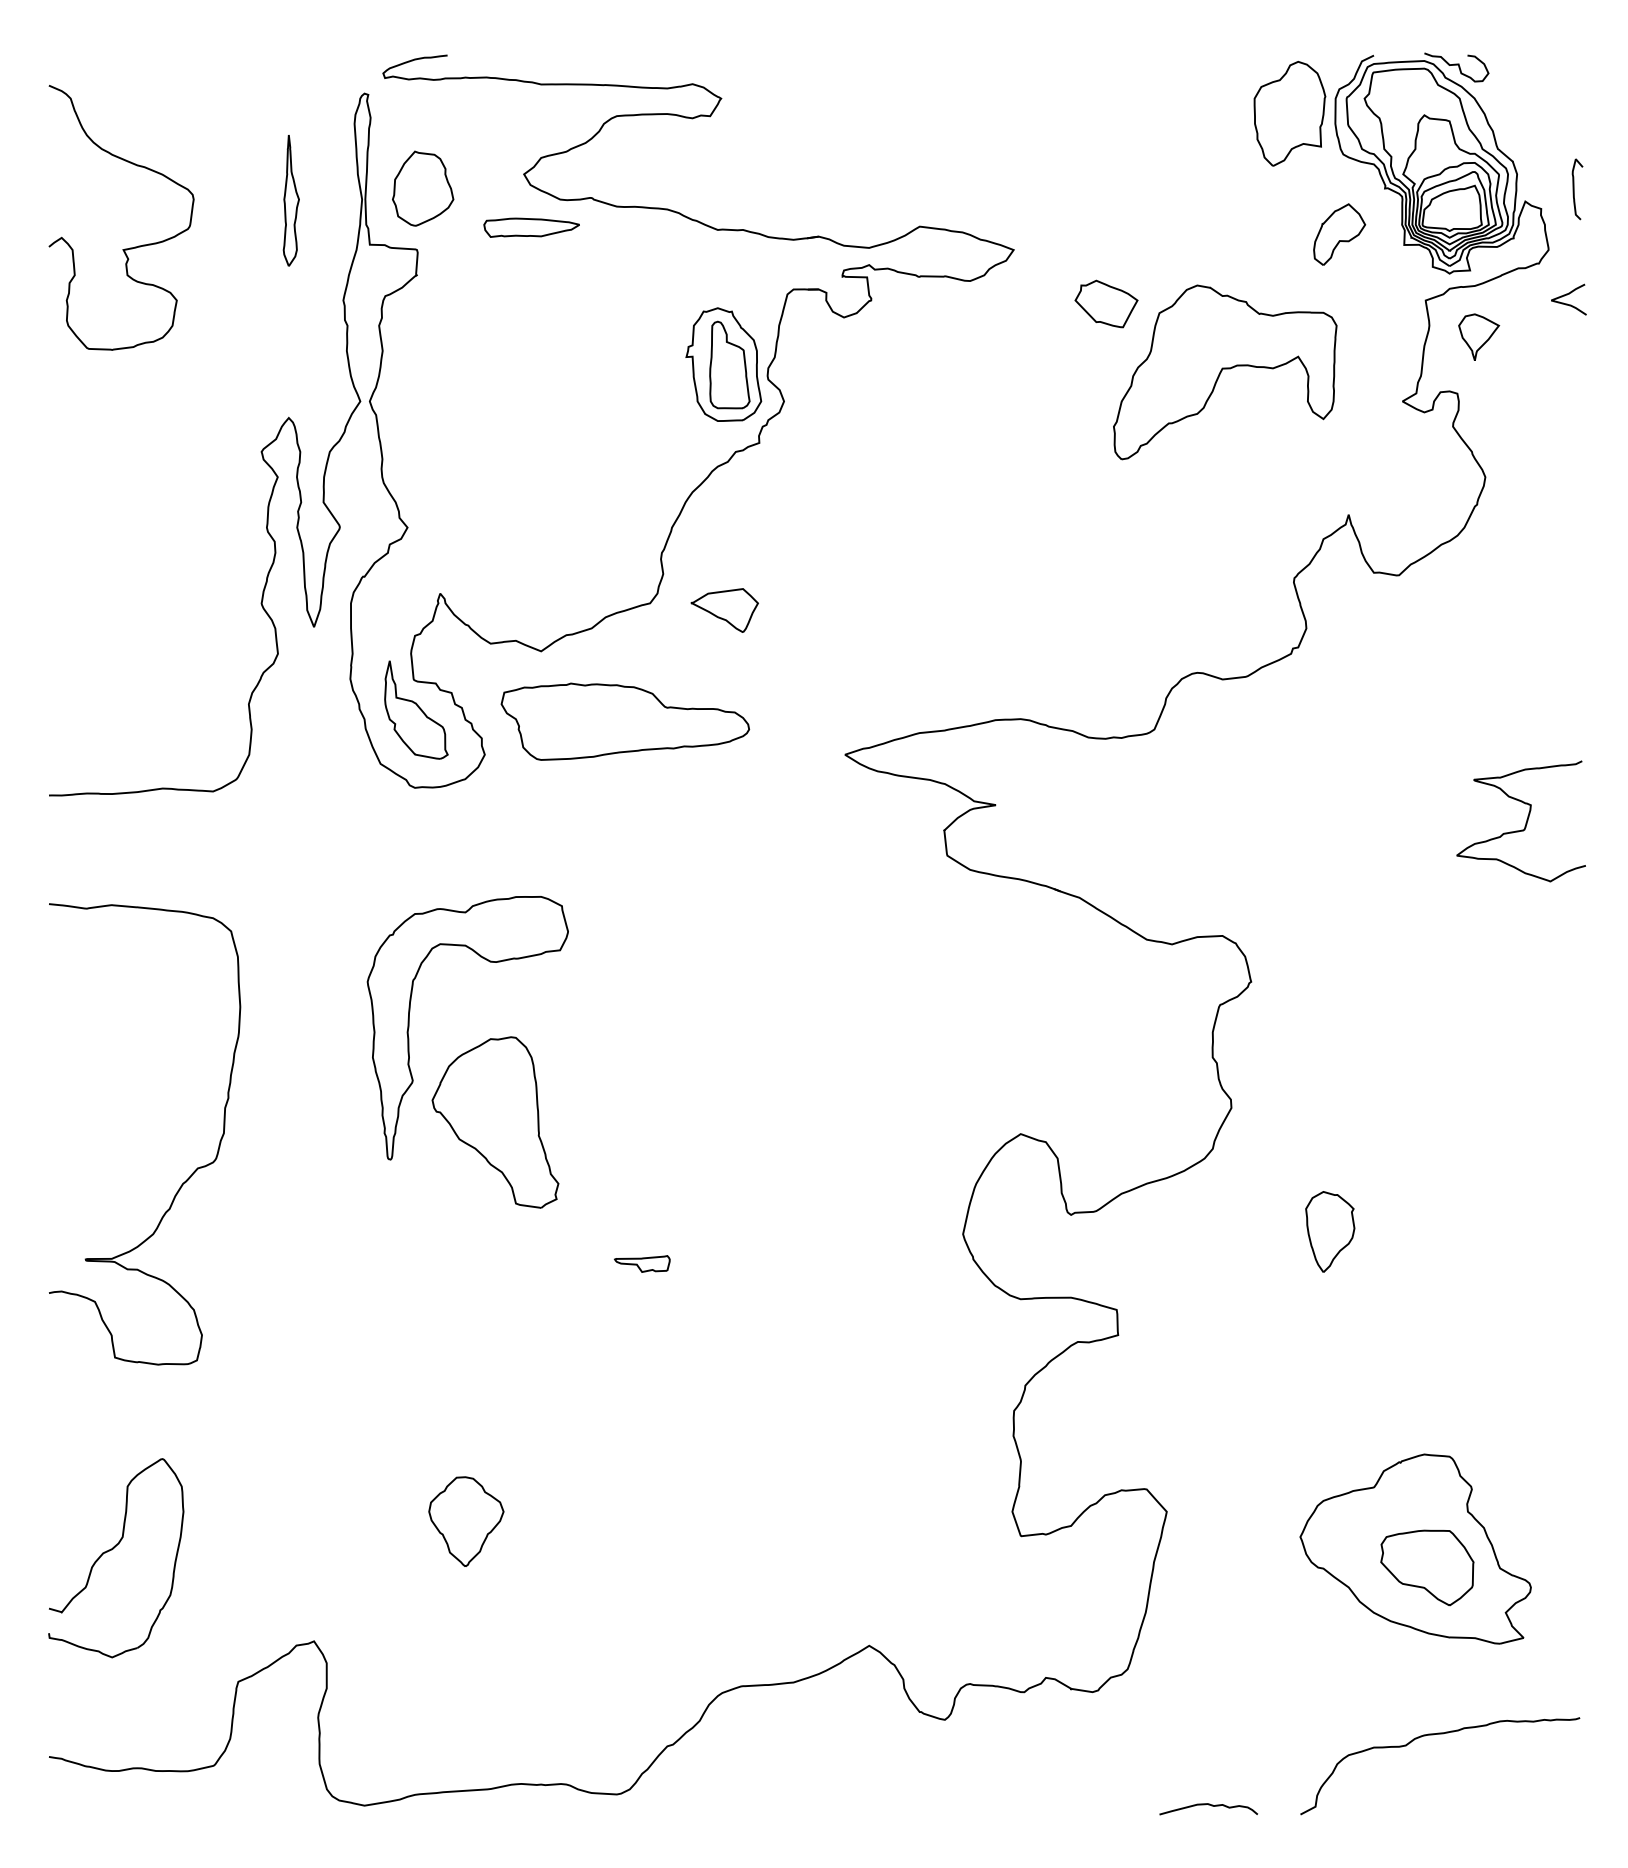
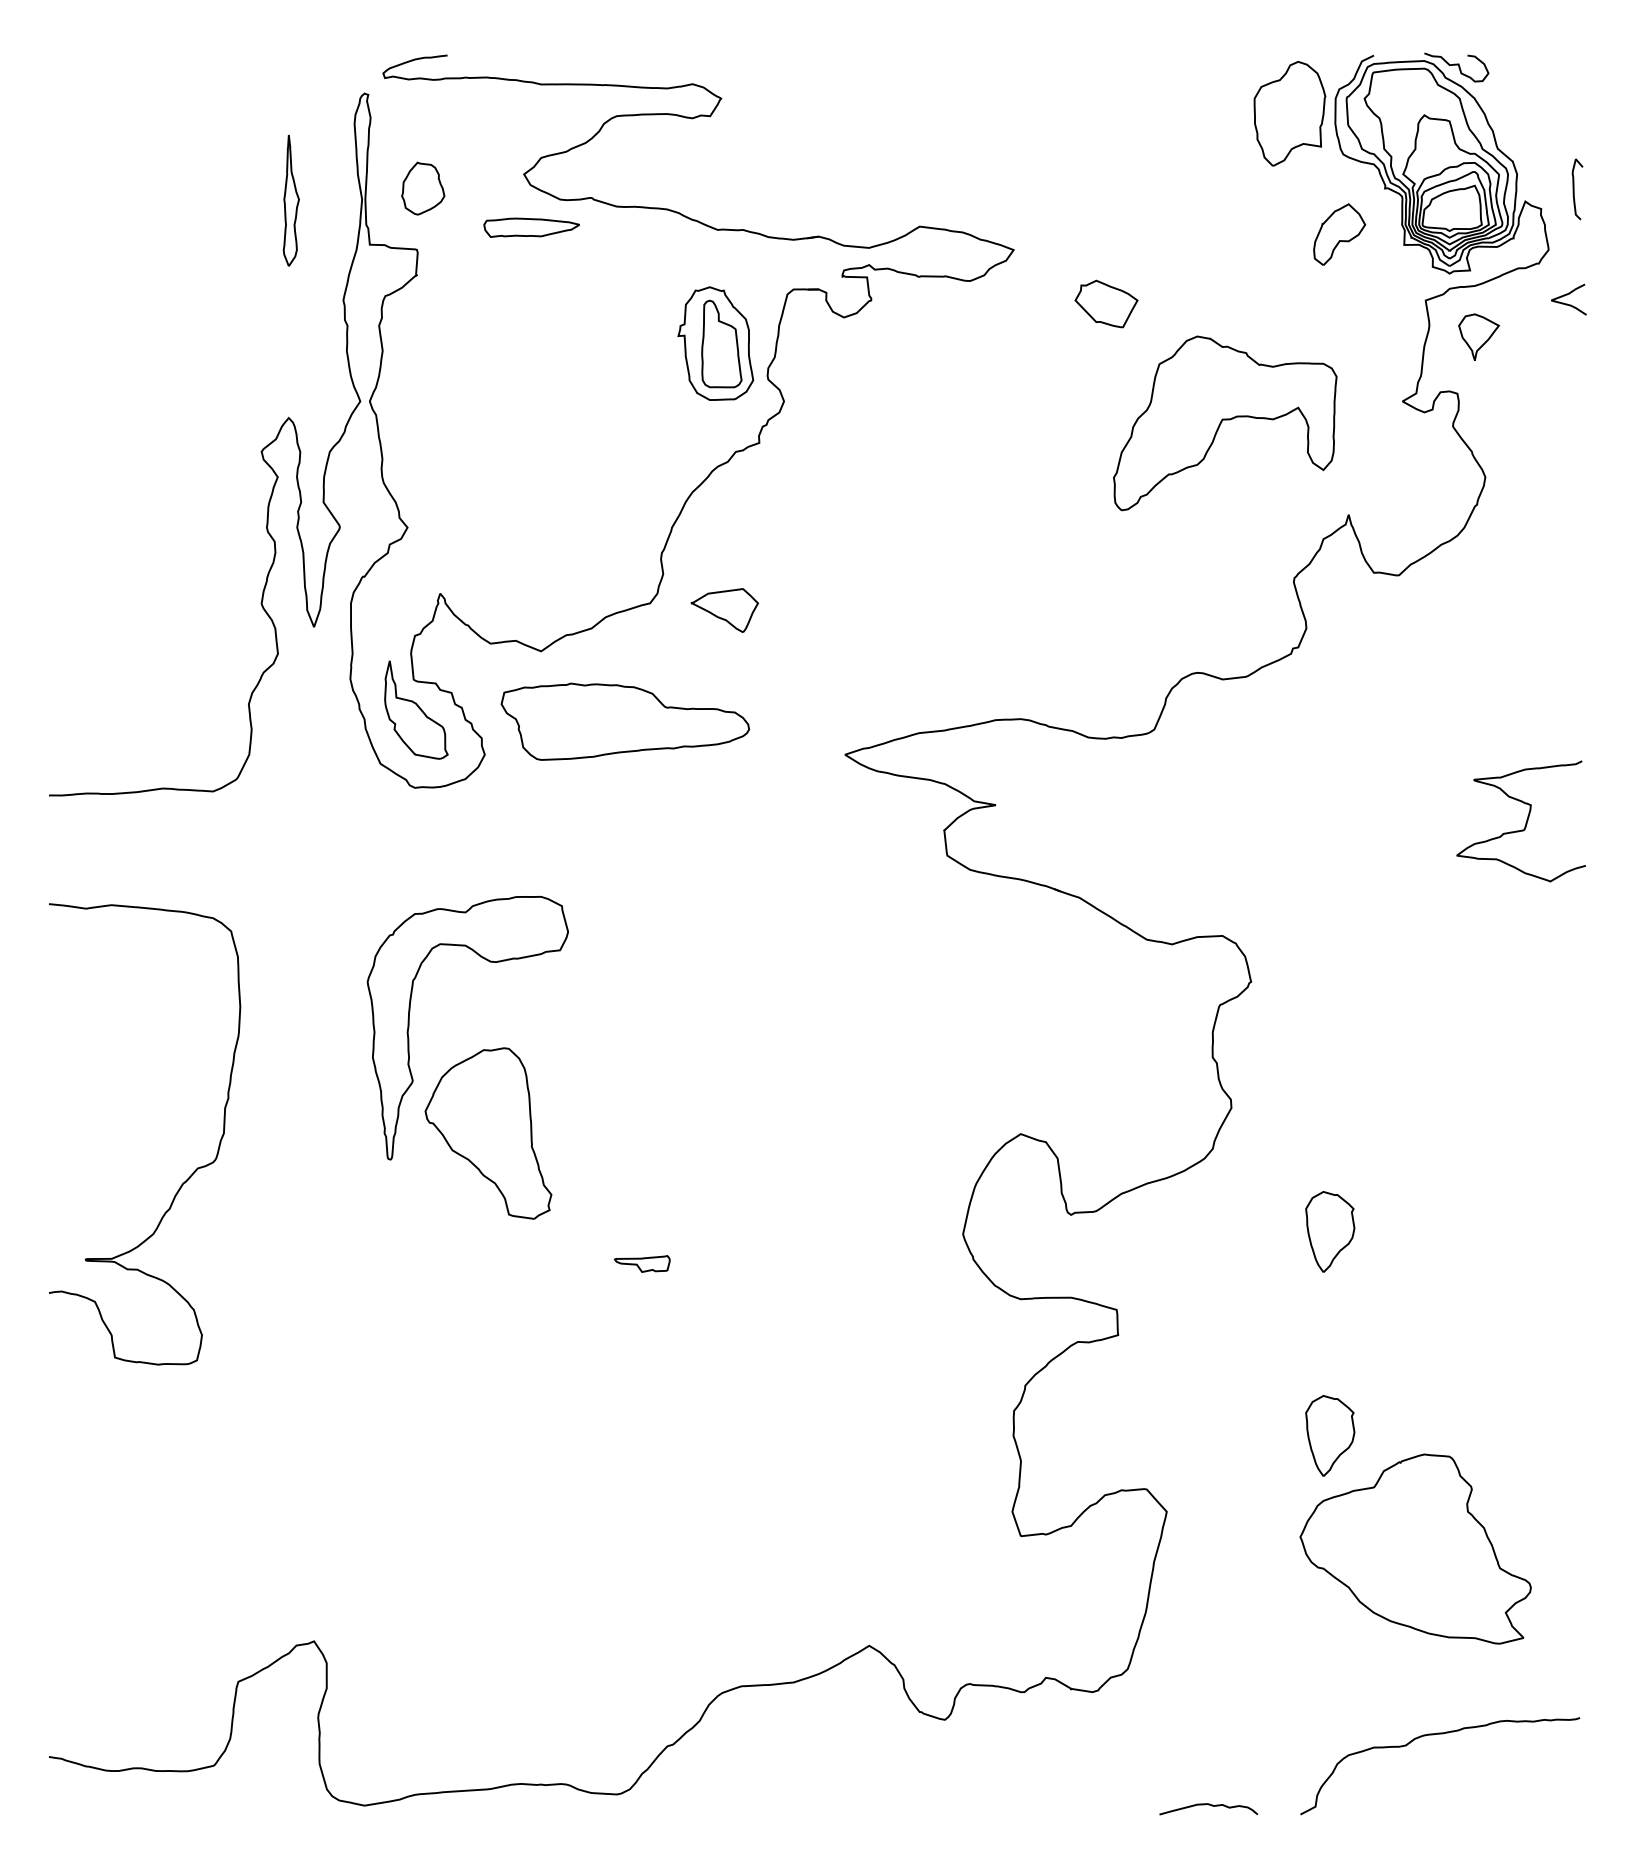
part size: 63x77 px -> 45x55 px (423, 188)
curve: present -> none (129, 247)
part position: (723, 364) -> (715, 343) (715, 343)
part position: (1225, 372) -> (1225, 423) (1225, 423)
part position: (495, 1122) -> (488, 1133) (488, 1133)
part: none -> present (1330, 1435)
part: present -> none (466, 1521)
part: present -> none (111, 1550)
part: present -> none (1427, 1567)
